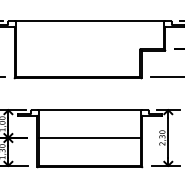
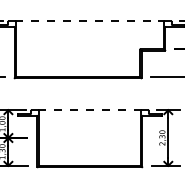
line: solid -> dashed (89, 21)
line: solid -> dashed (89, 110)
line: present -> none (89, 138)
